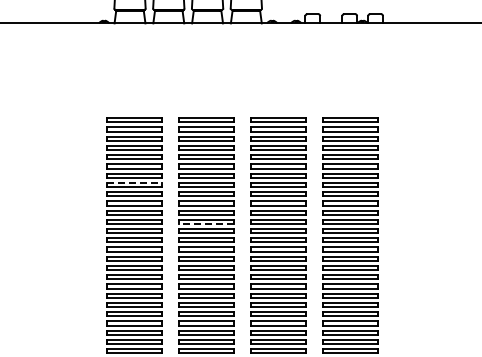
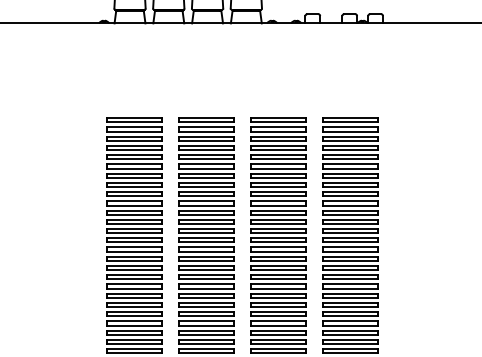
line: dashed -> solid (134, 182)
line: dashed -> solid (206, 224)
